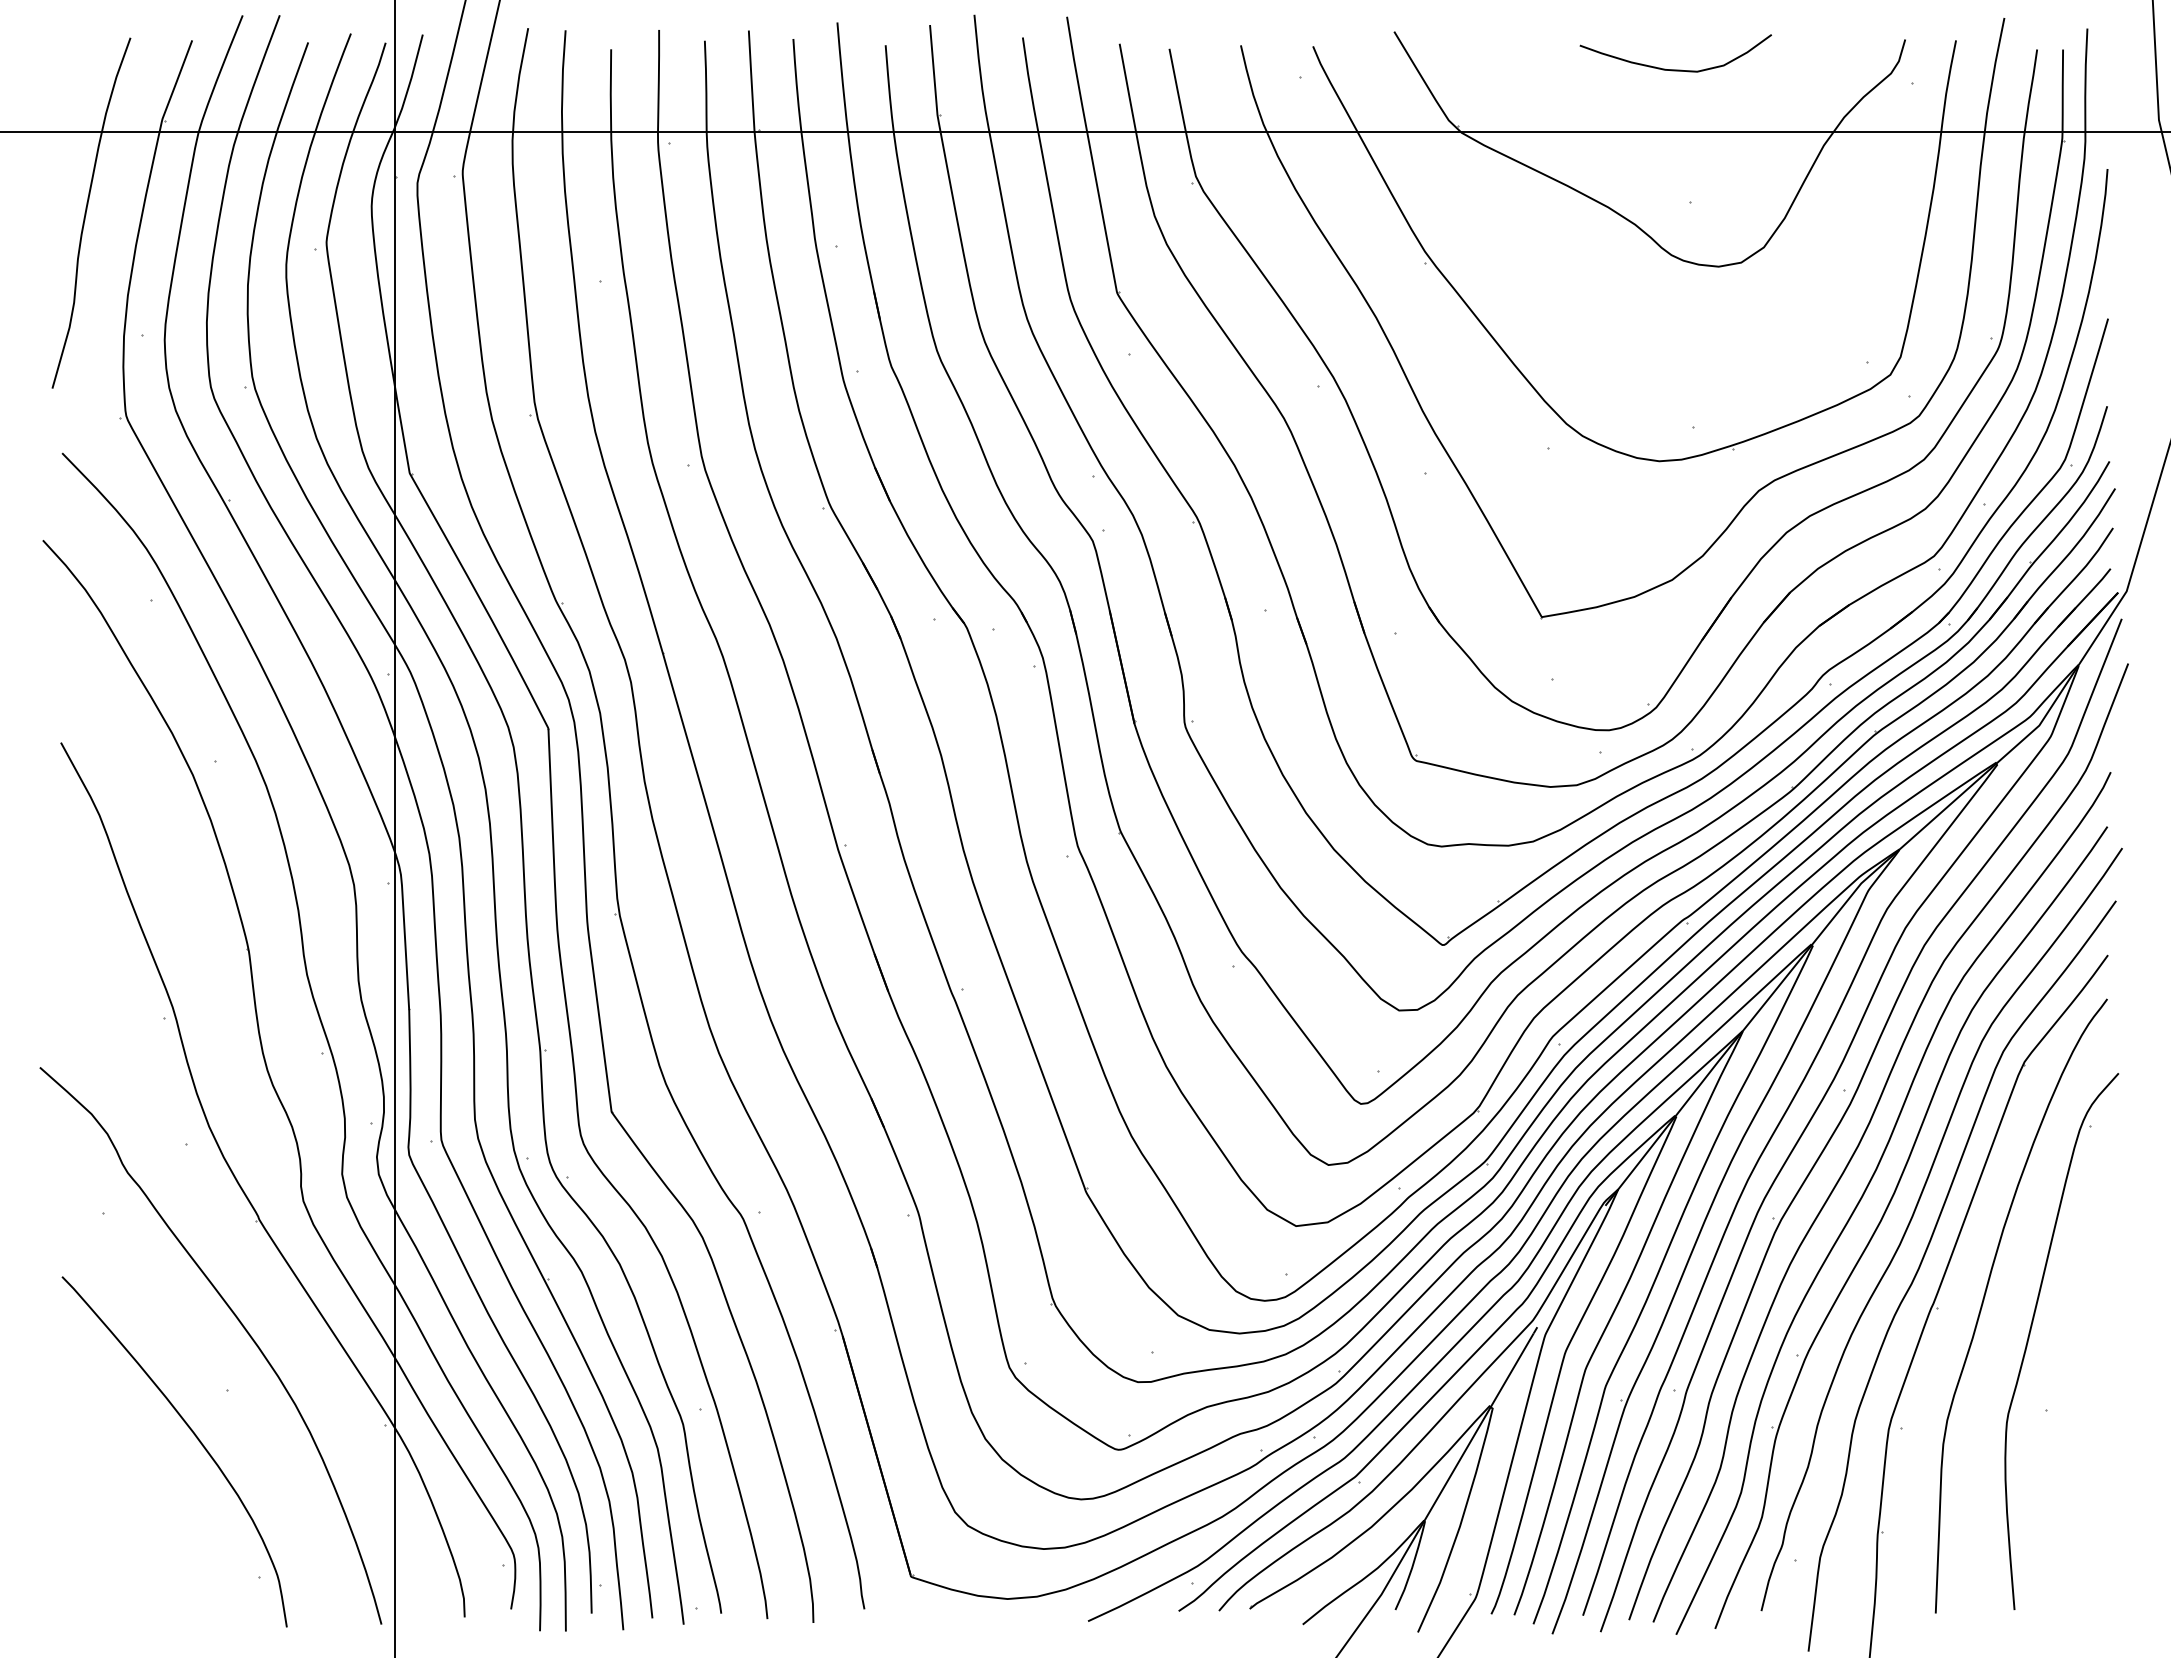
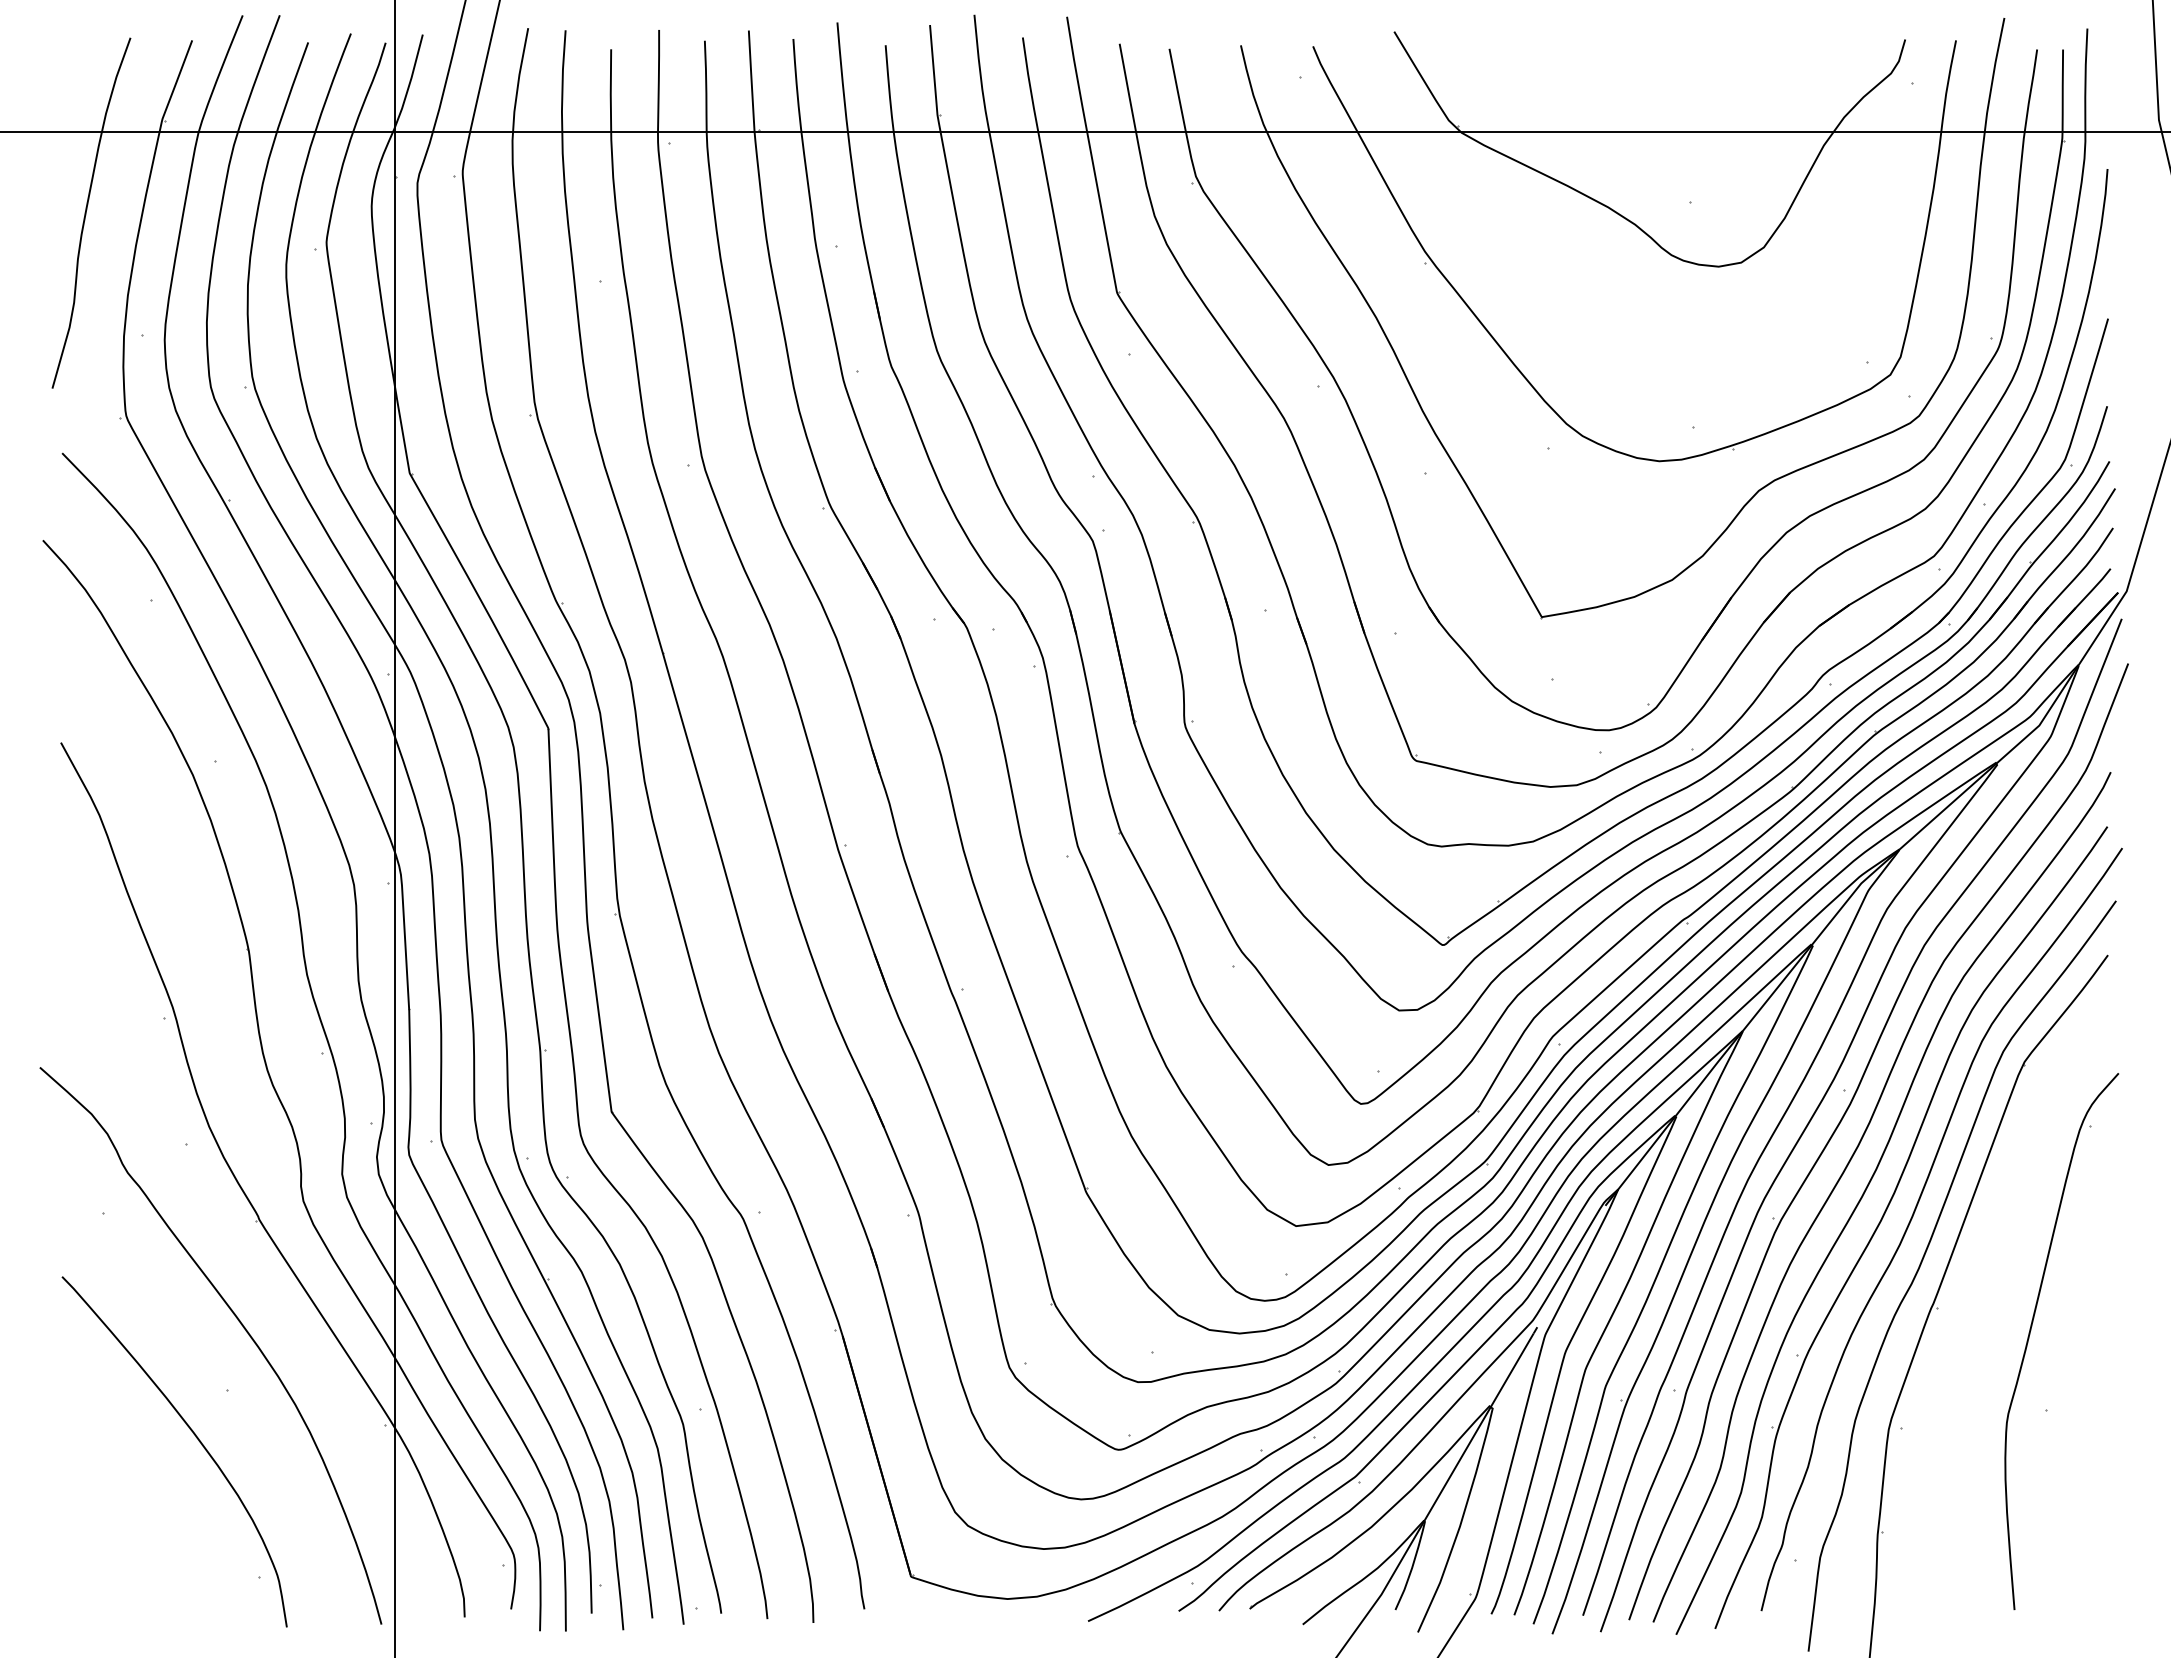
curve: present -> none (1675, 69)
curve: present -> none (1986, 1293)
